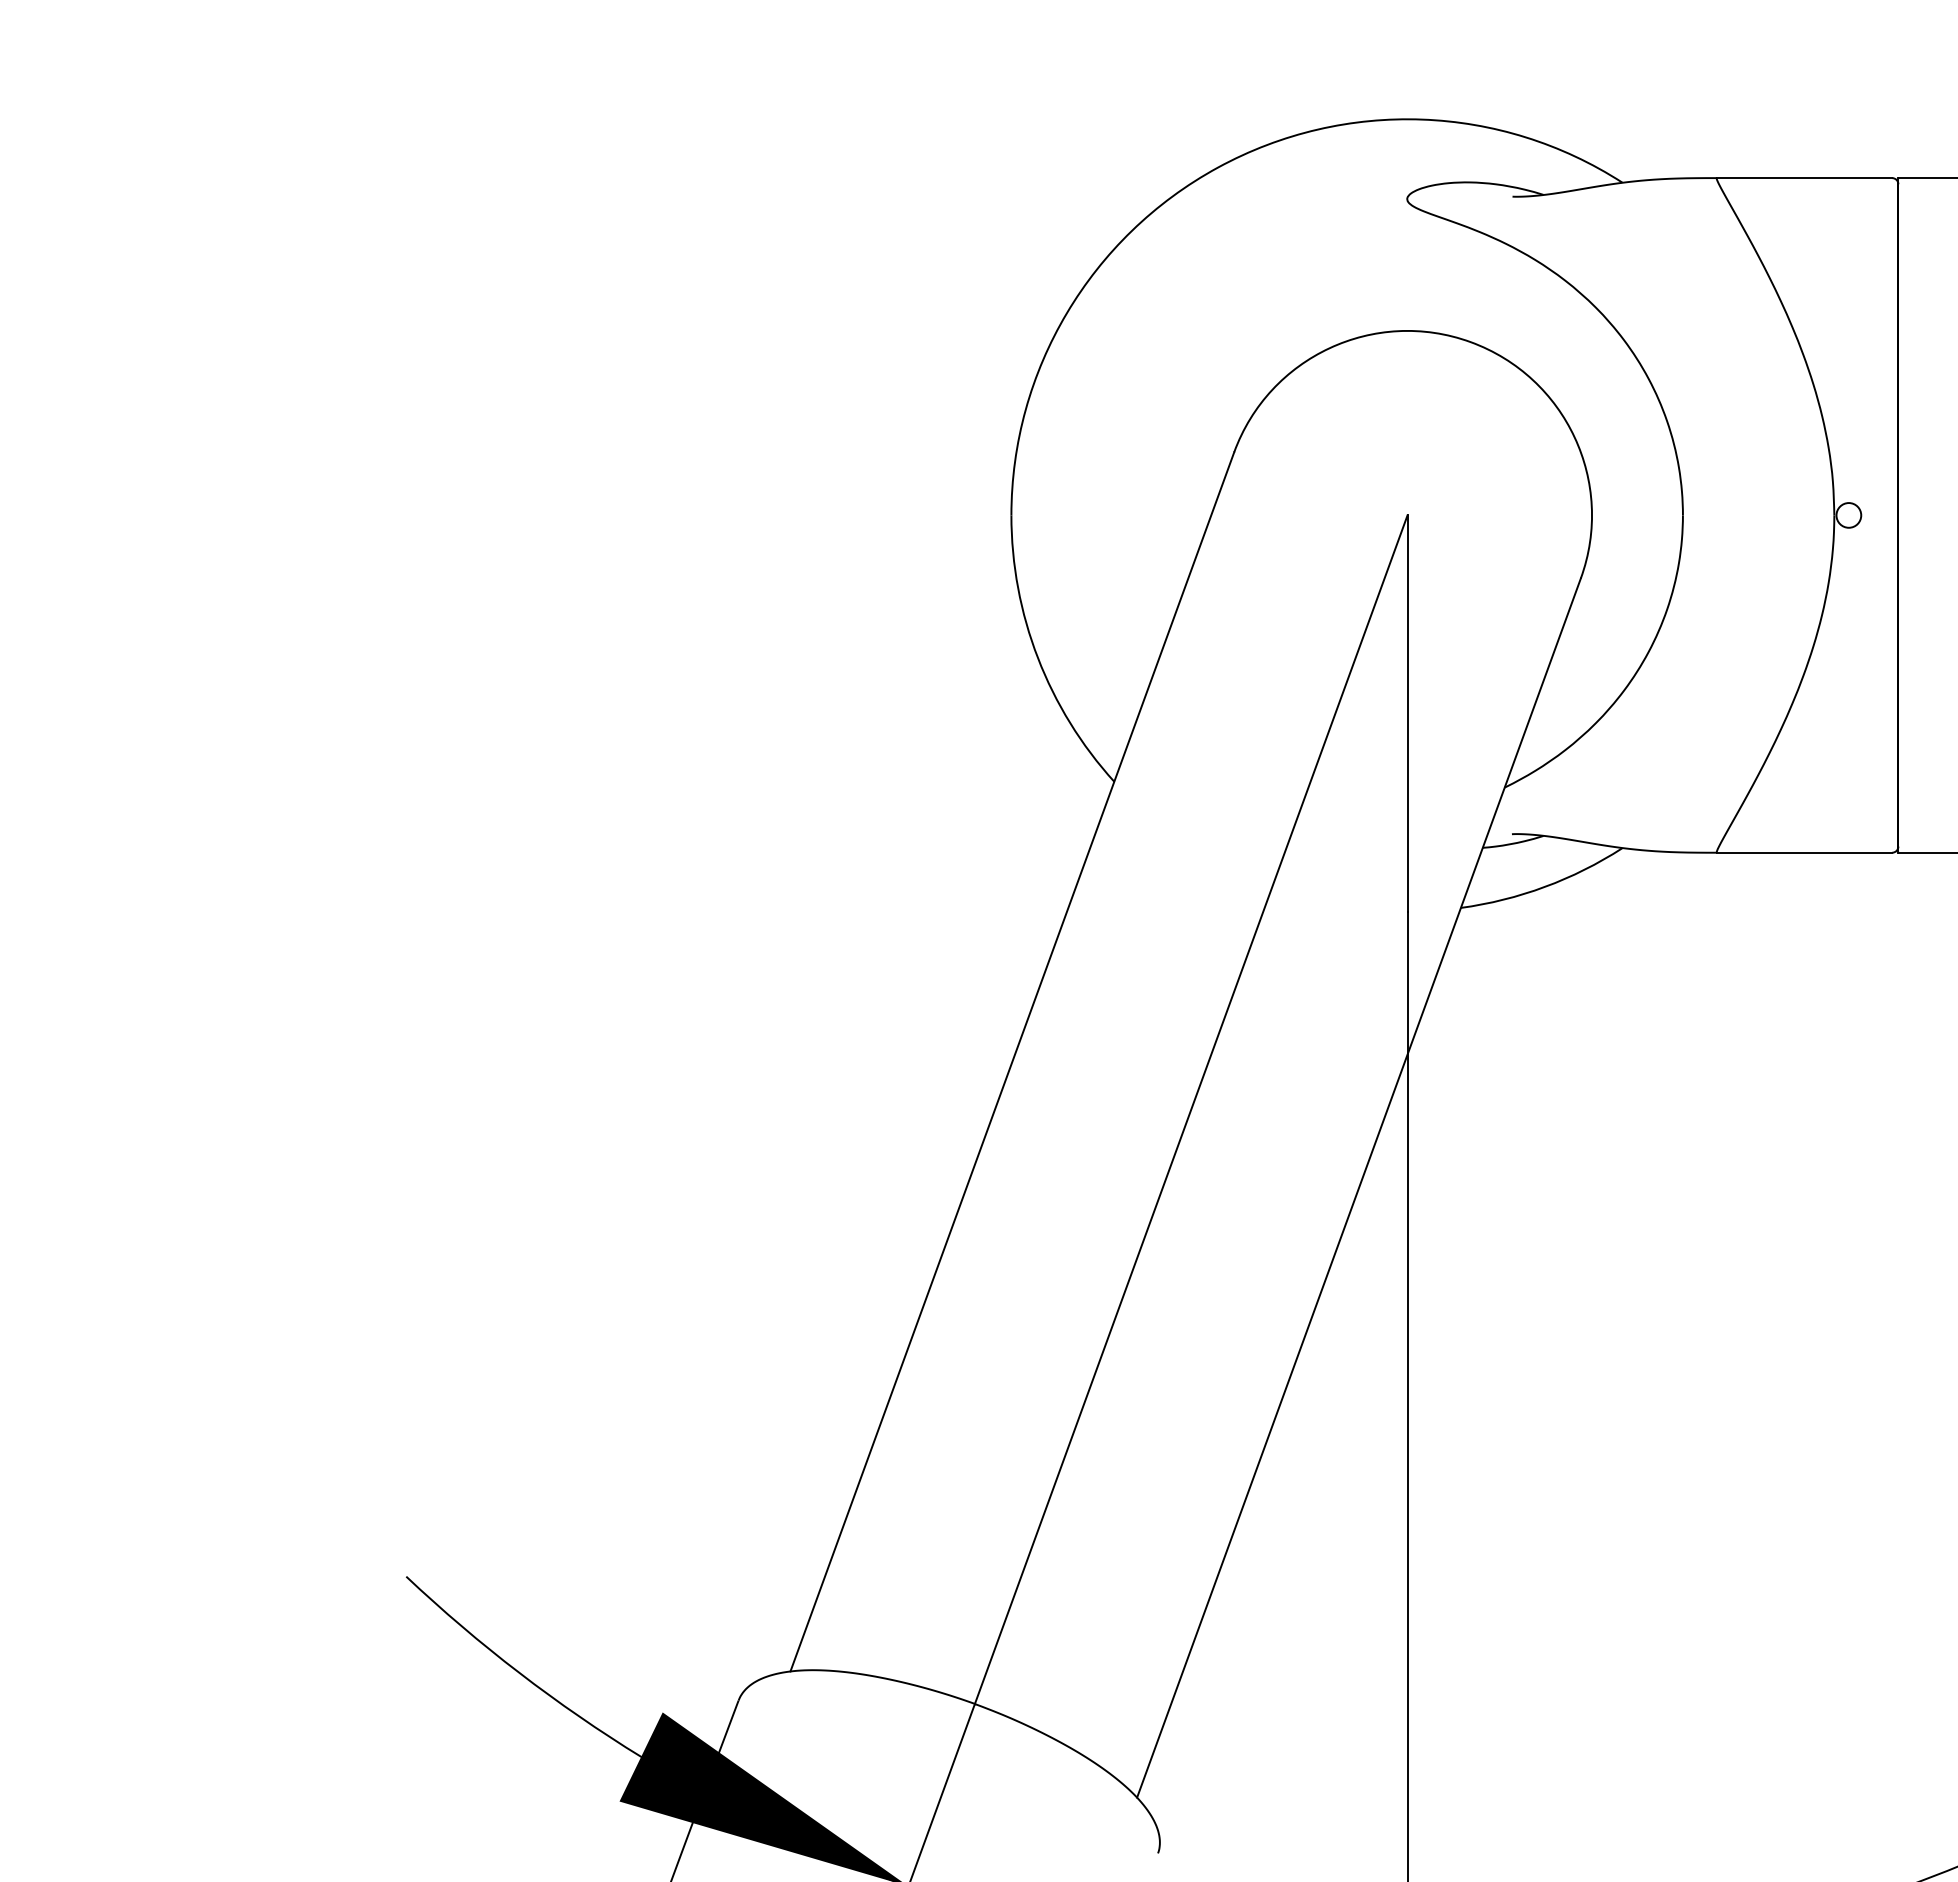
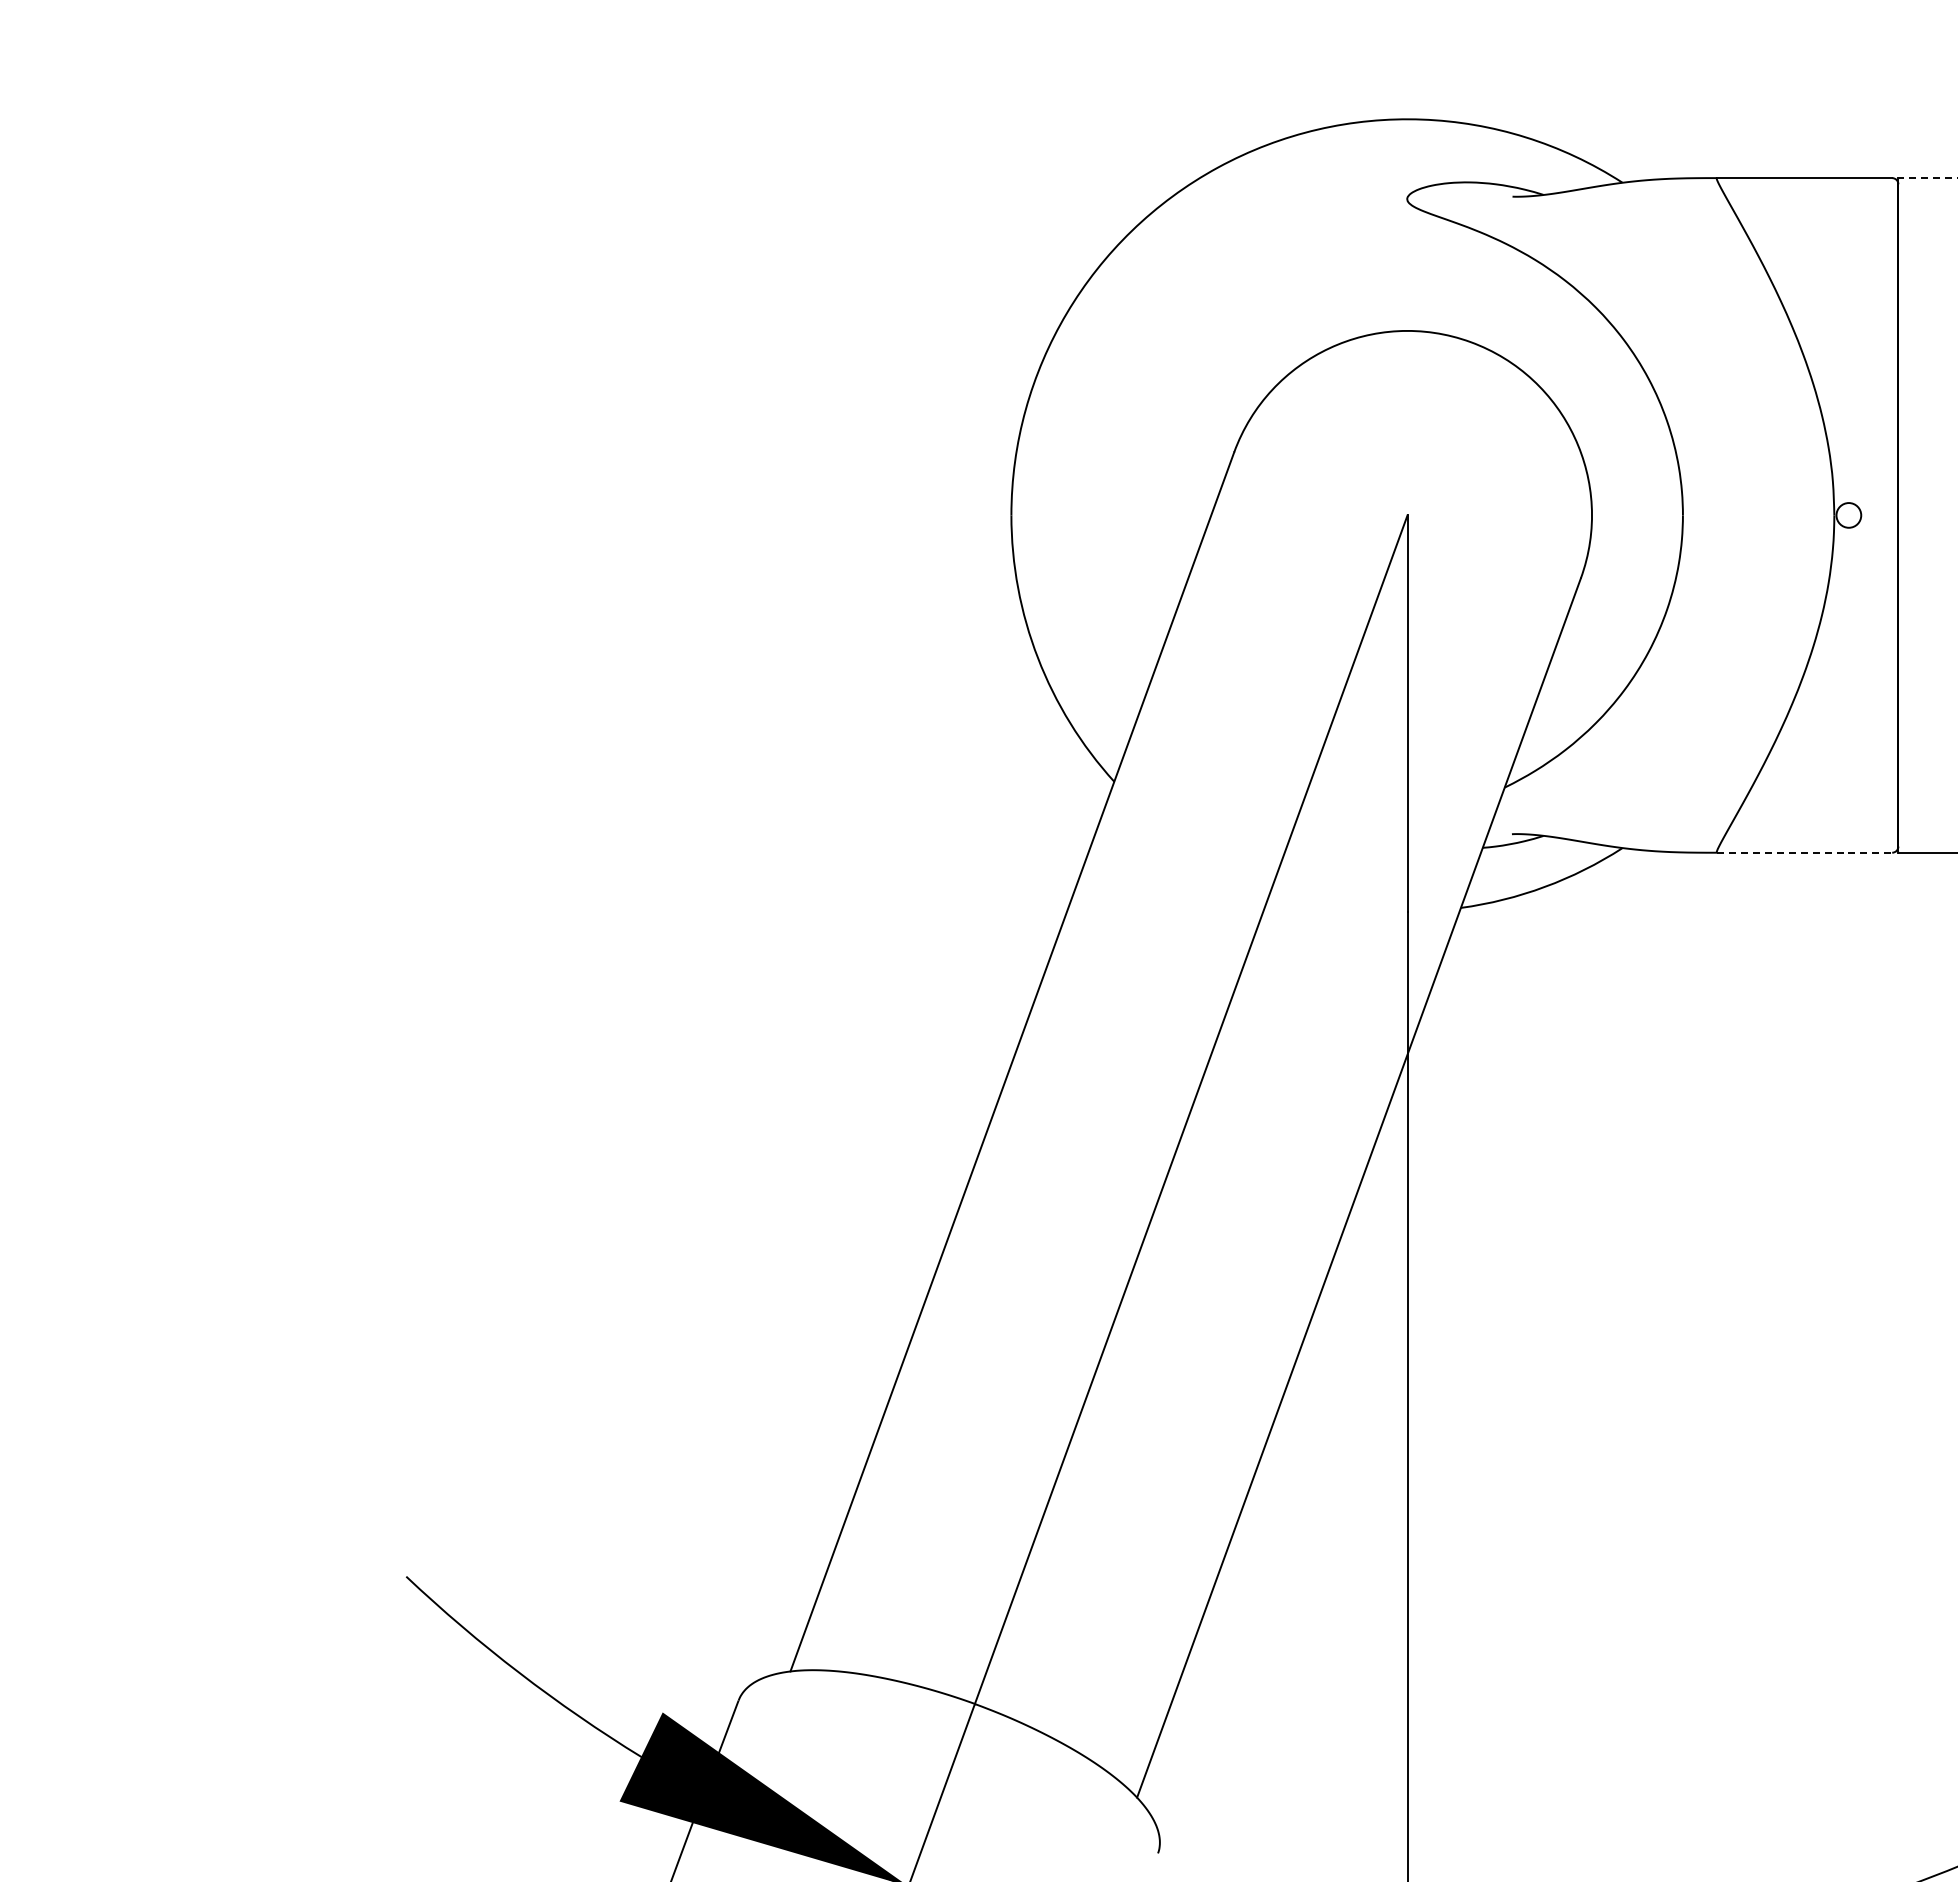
line: solid -> dashed (1928, 178)
line: solid -> dashed (1804, 852)
